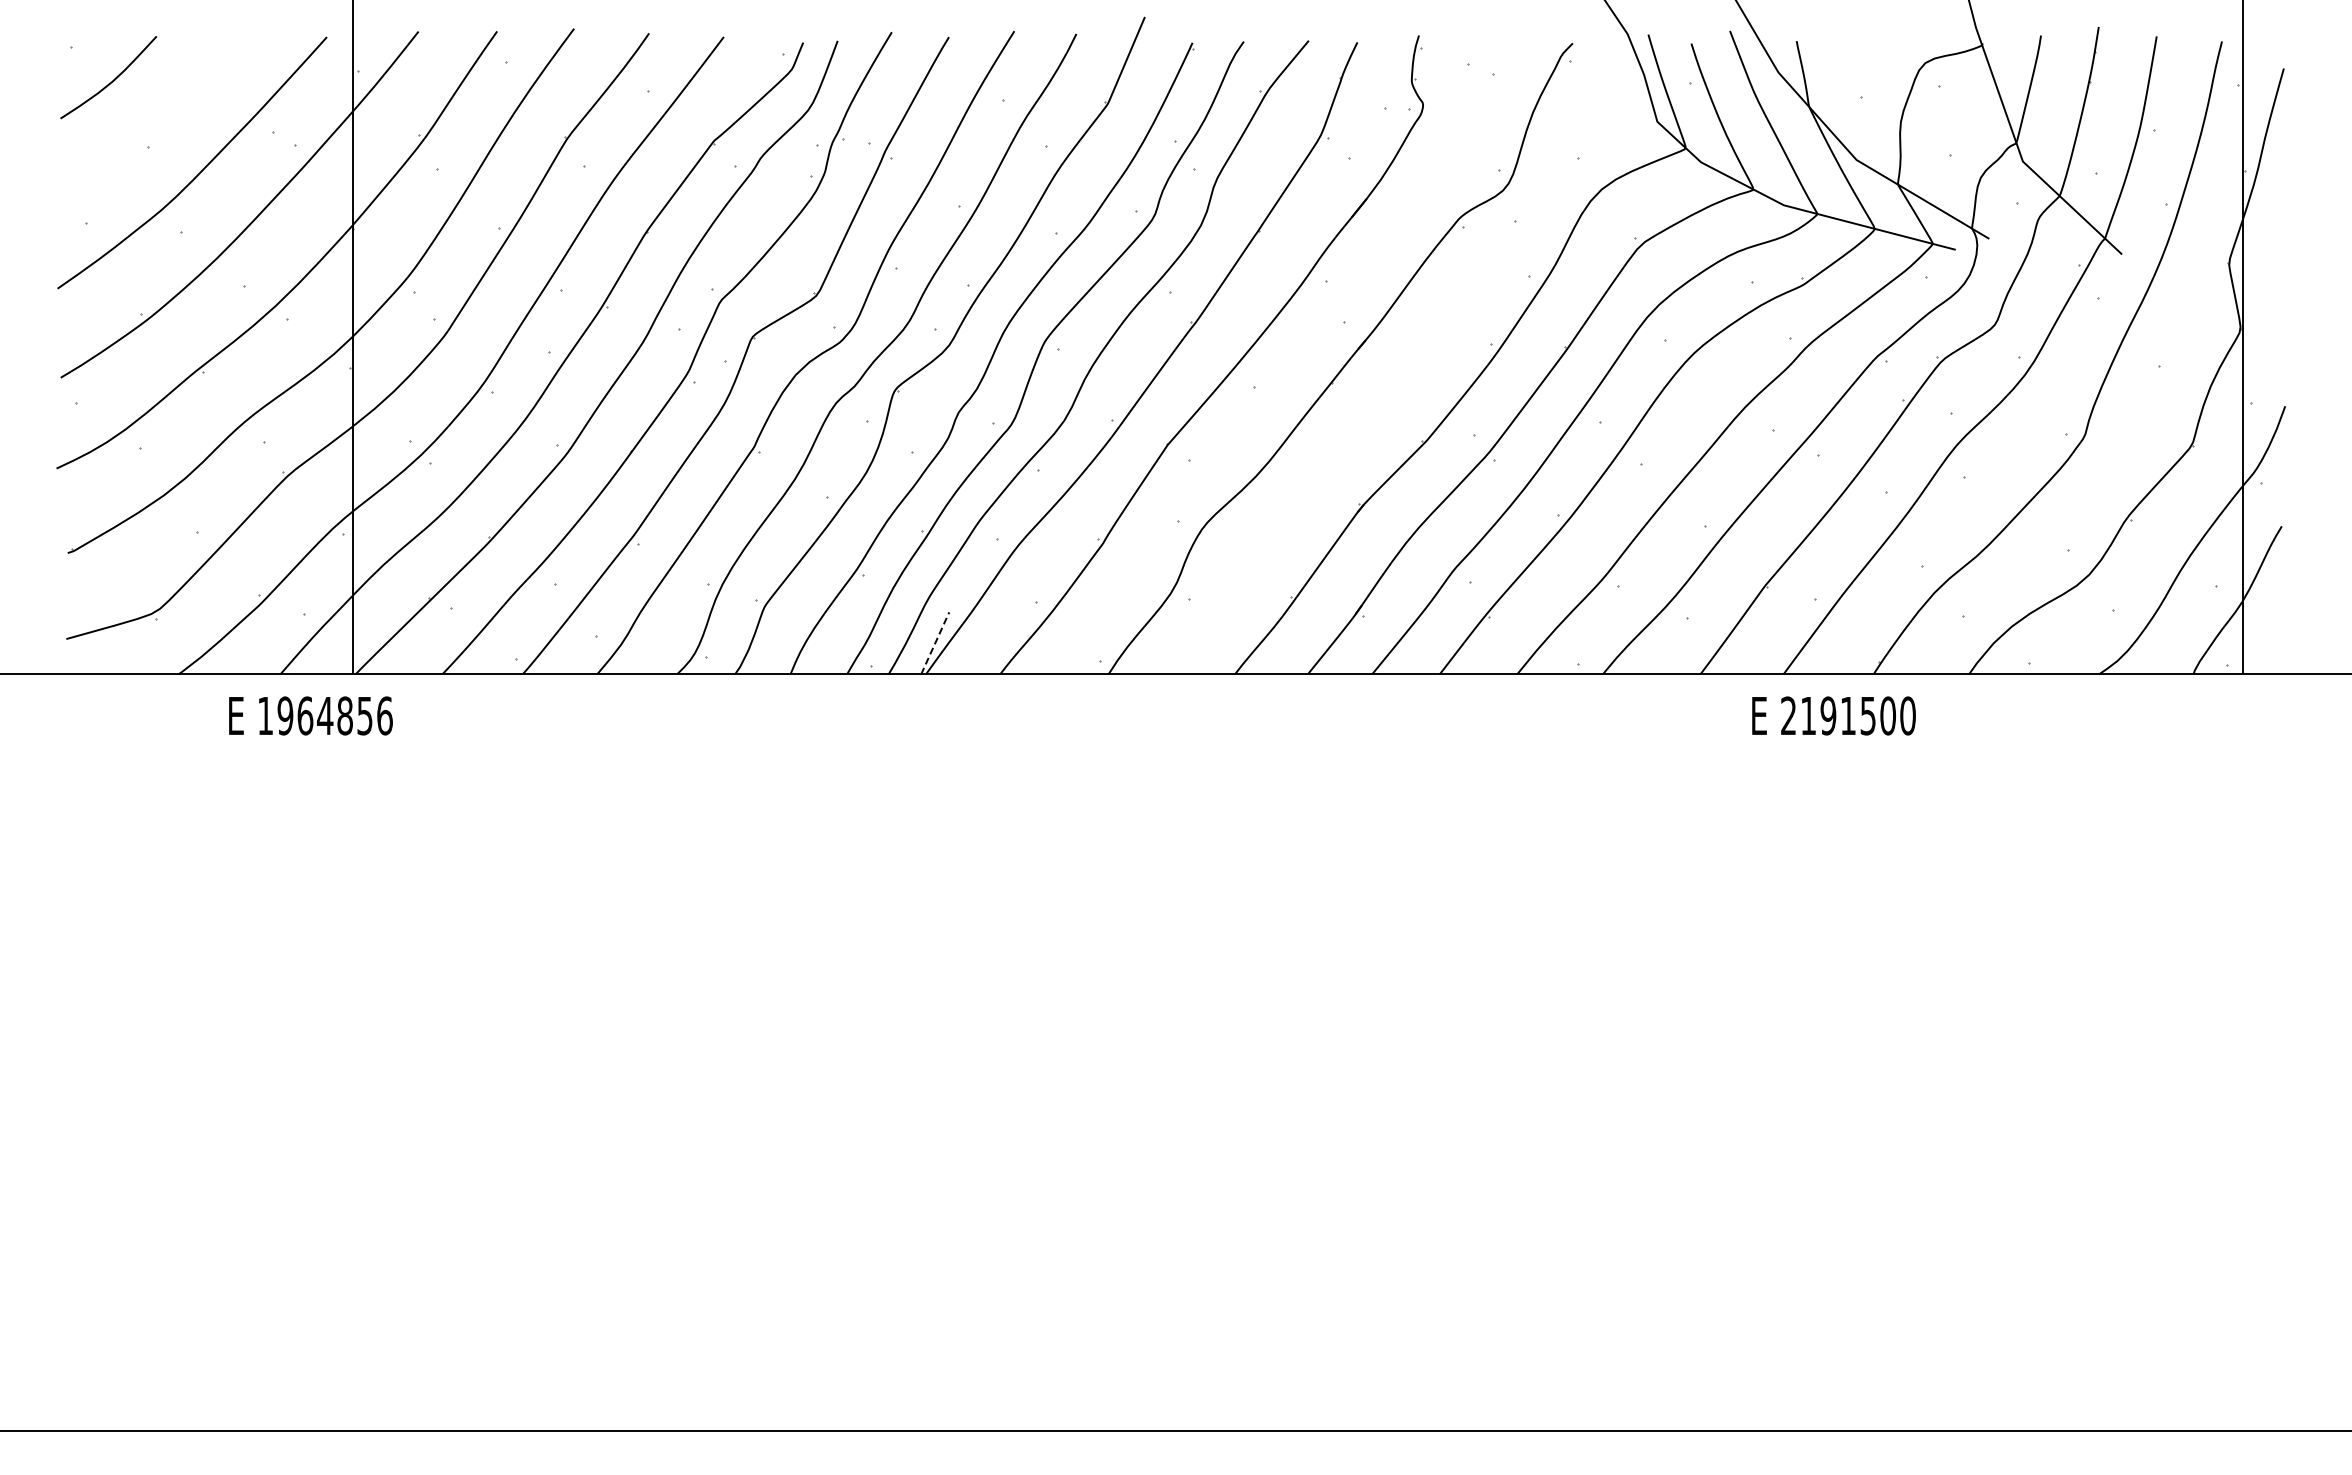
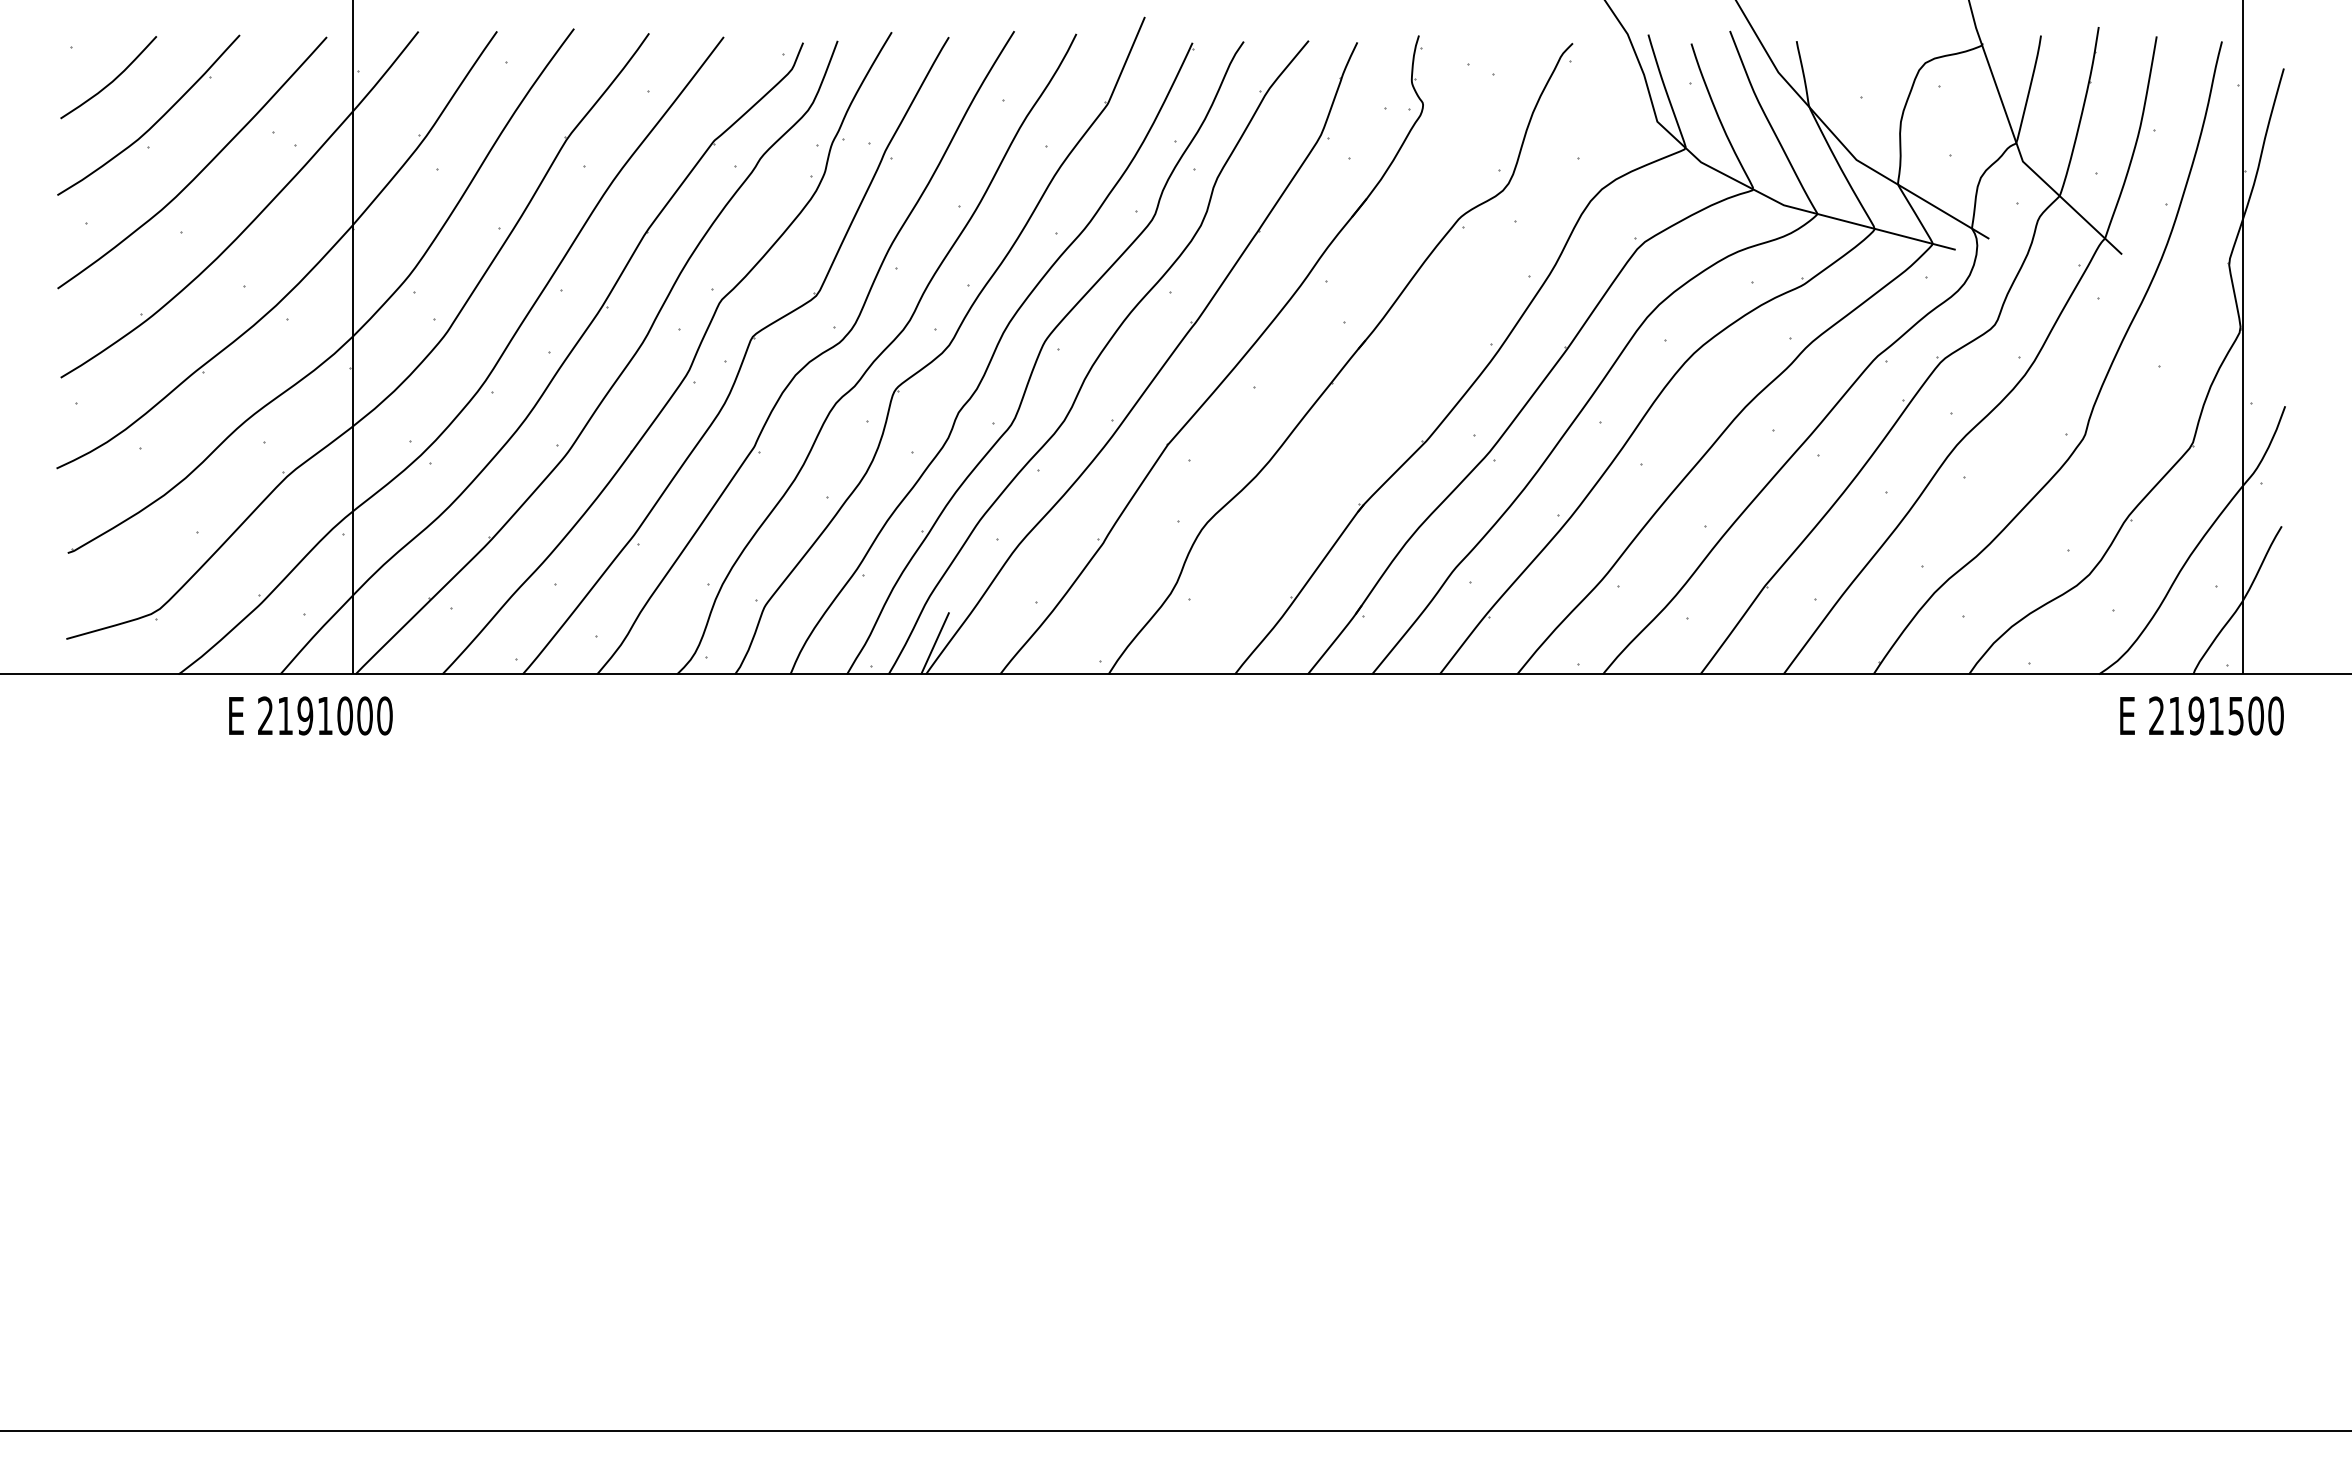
part: none -> present (156, 121)
line: dashed -> solid (935, 642)
text: 1964856 -> 2191000 (325, 715)
text position: (1833, 715) -> (2201, 715) (2201, 715)
